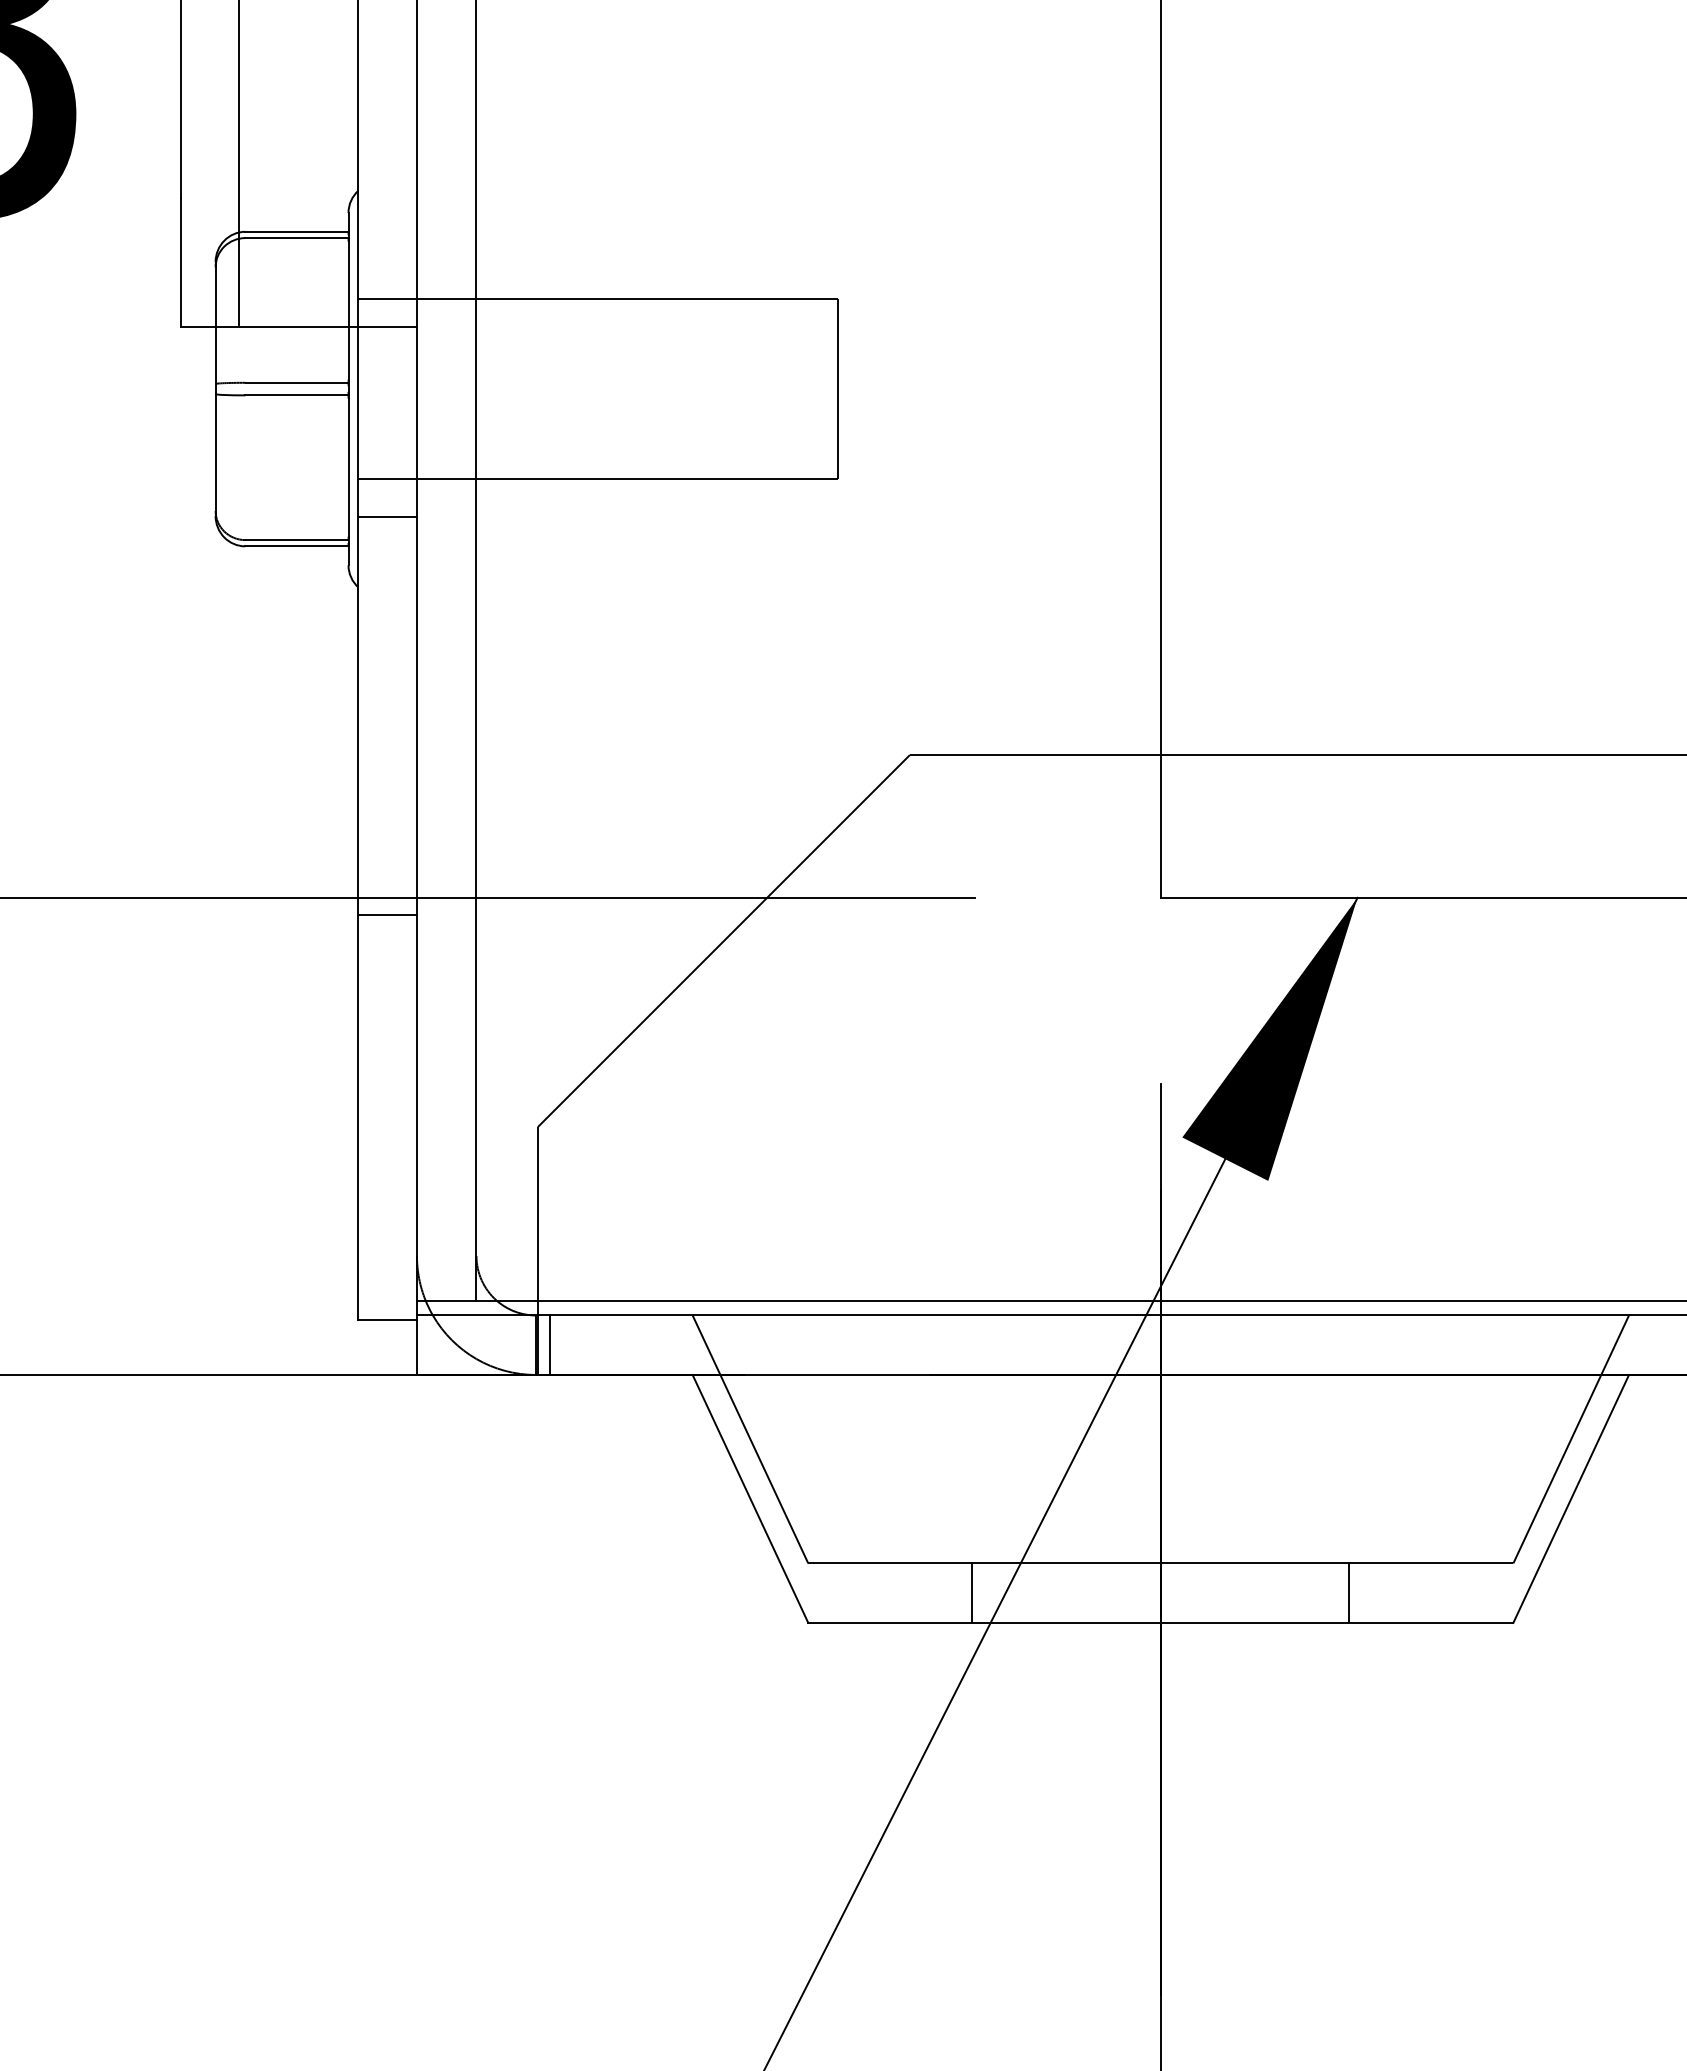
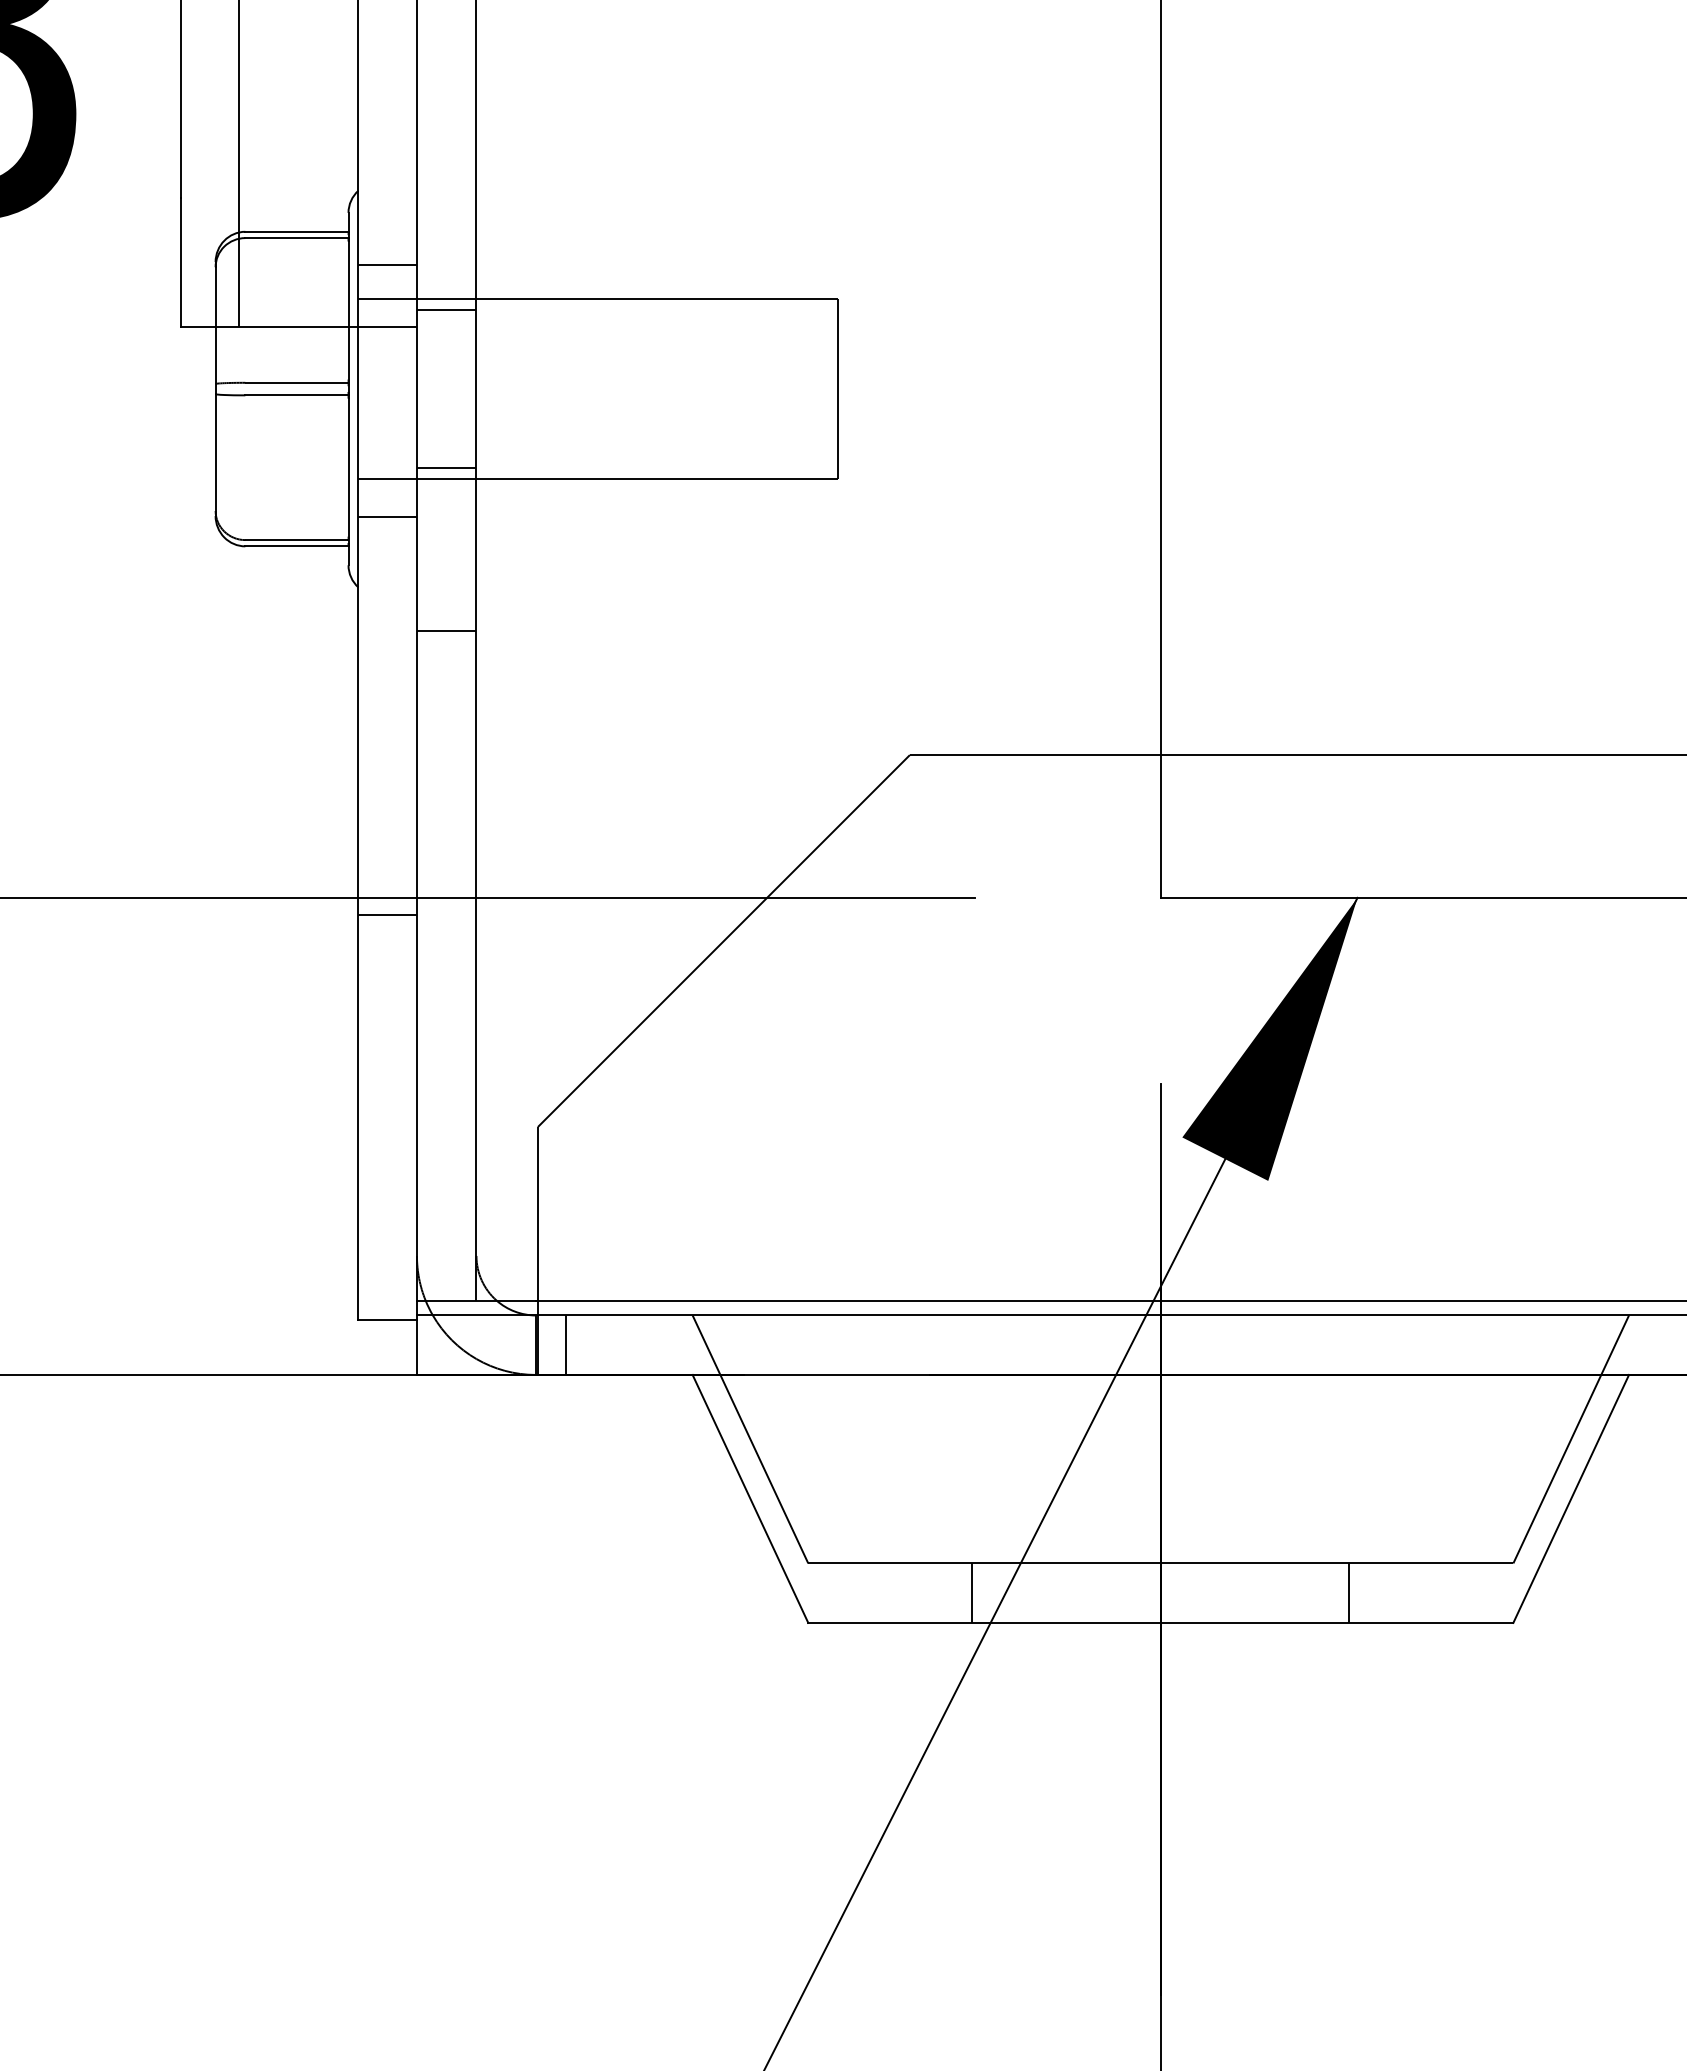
line: none -> present (387, 265)
line: none -> present (446, 310)
line: none -> present (446, 467)
line: none -> present (446, 631)
line position: (549, 1344) -> (565, 1344) (565, 1344)
